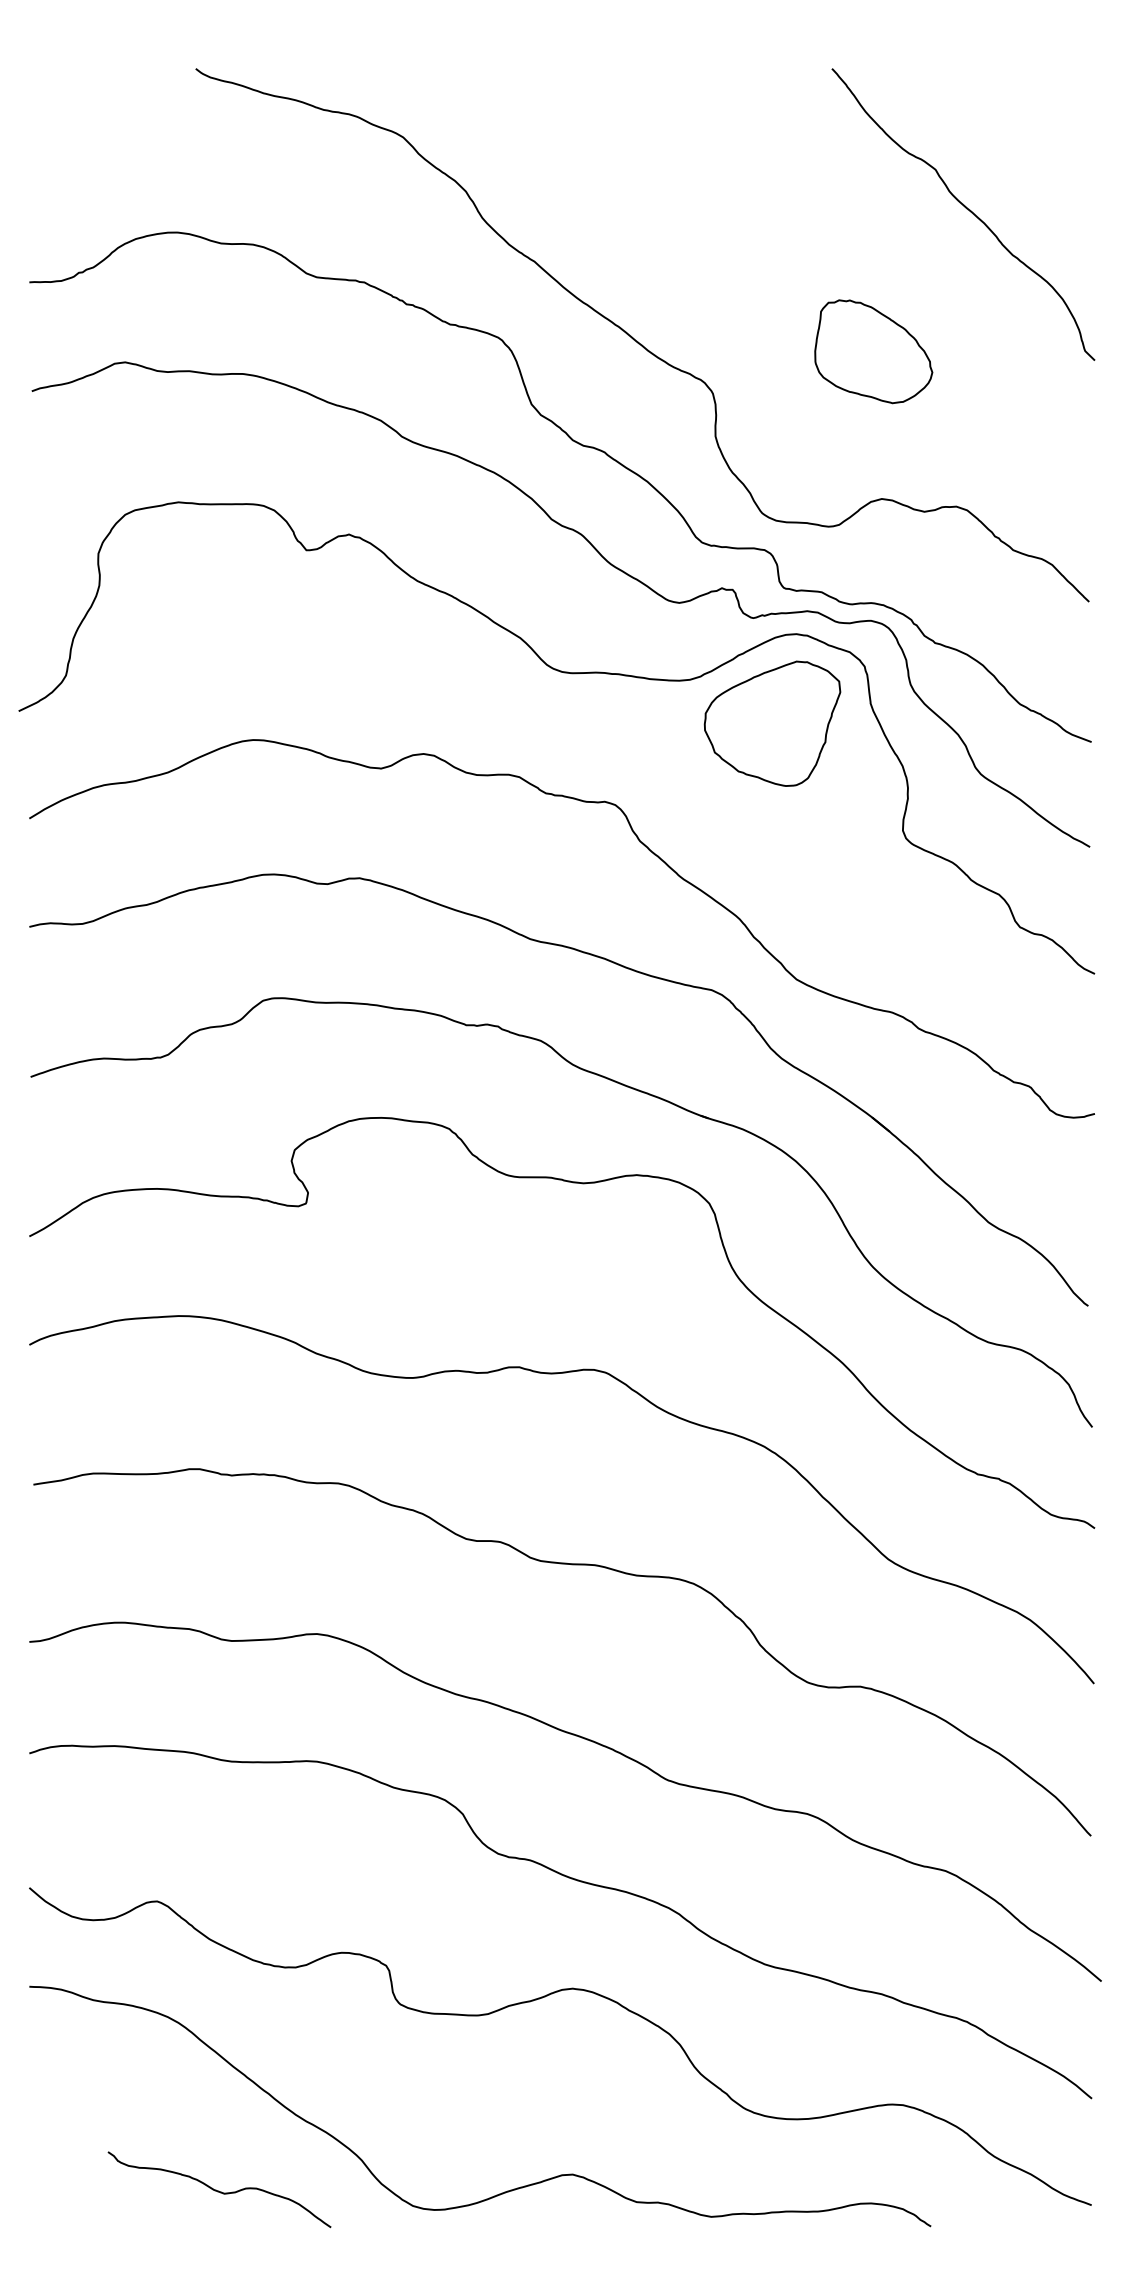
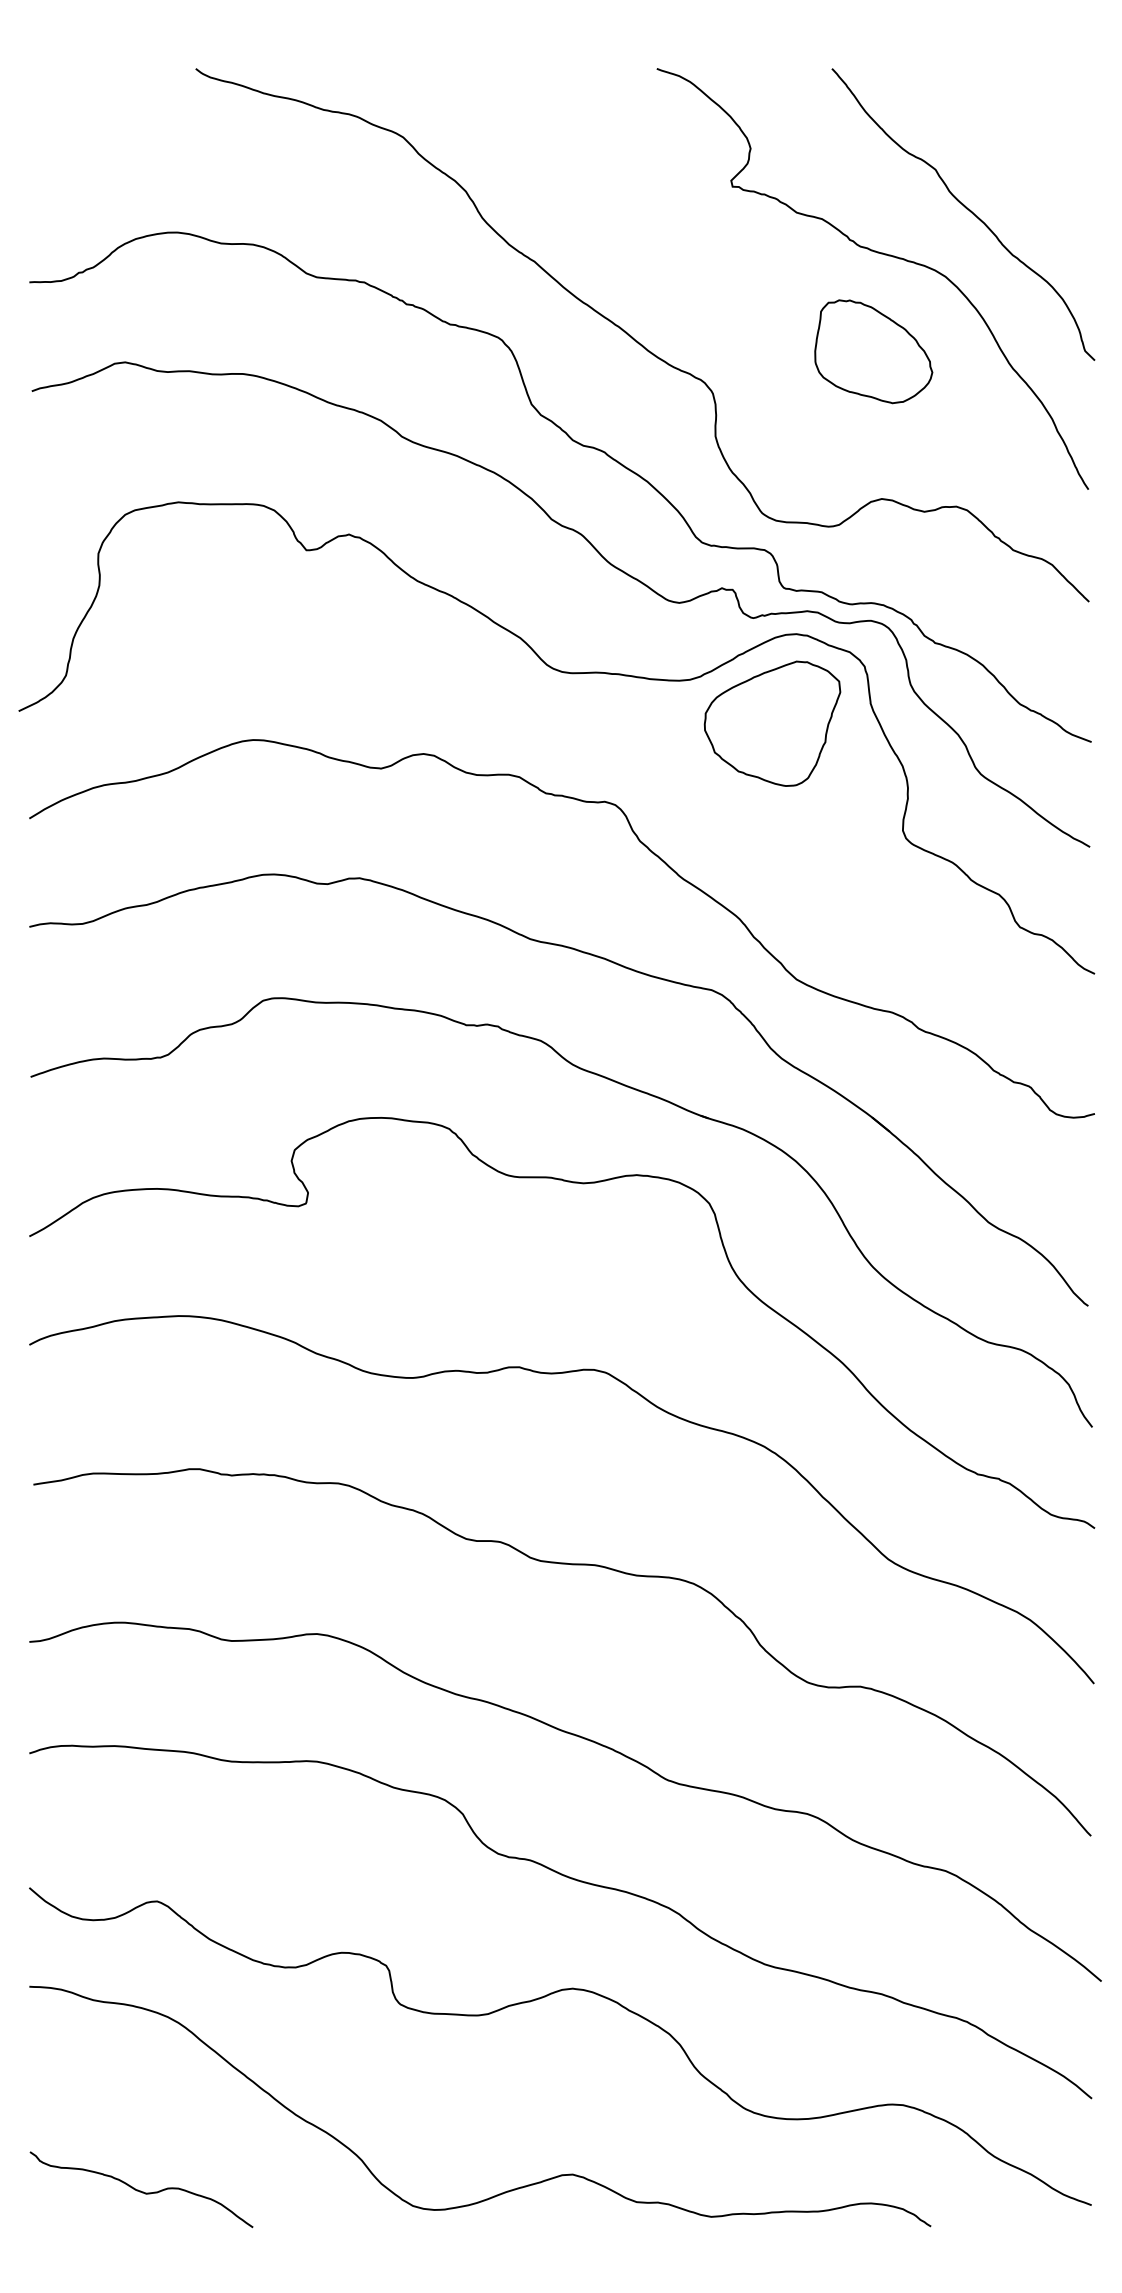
curve: none -> present (877, 253)
curve position: (218, 2190) -> (140, 2190) (140, 2190)
